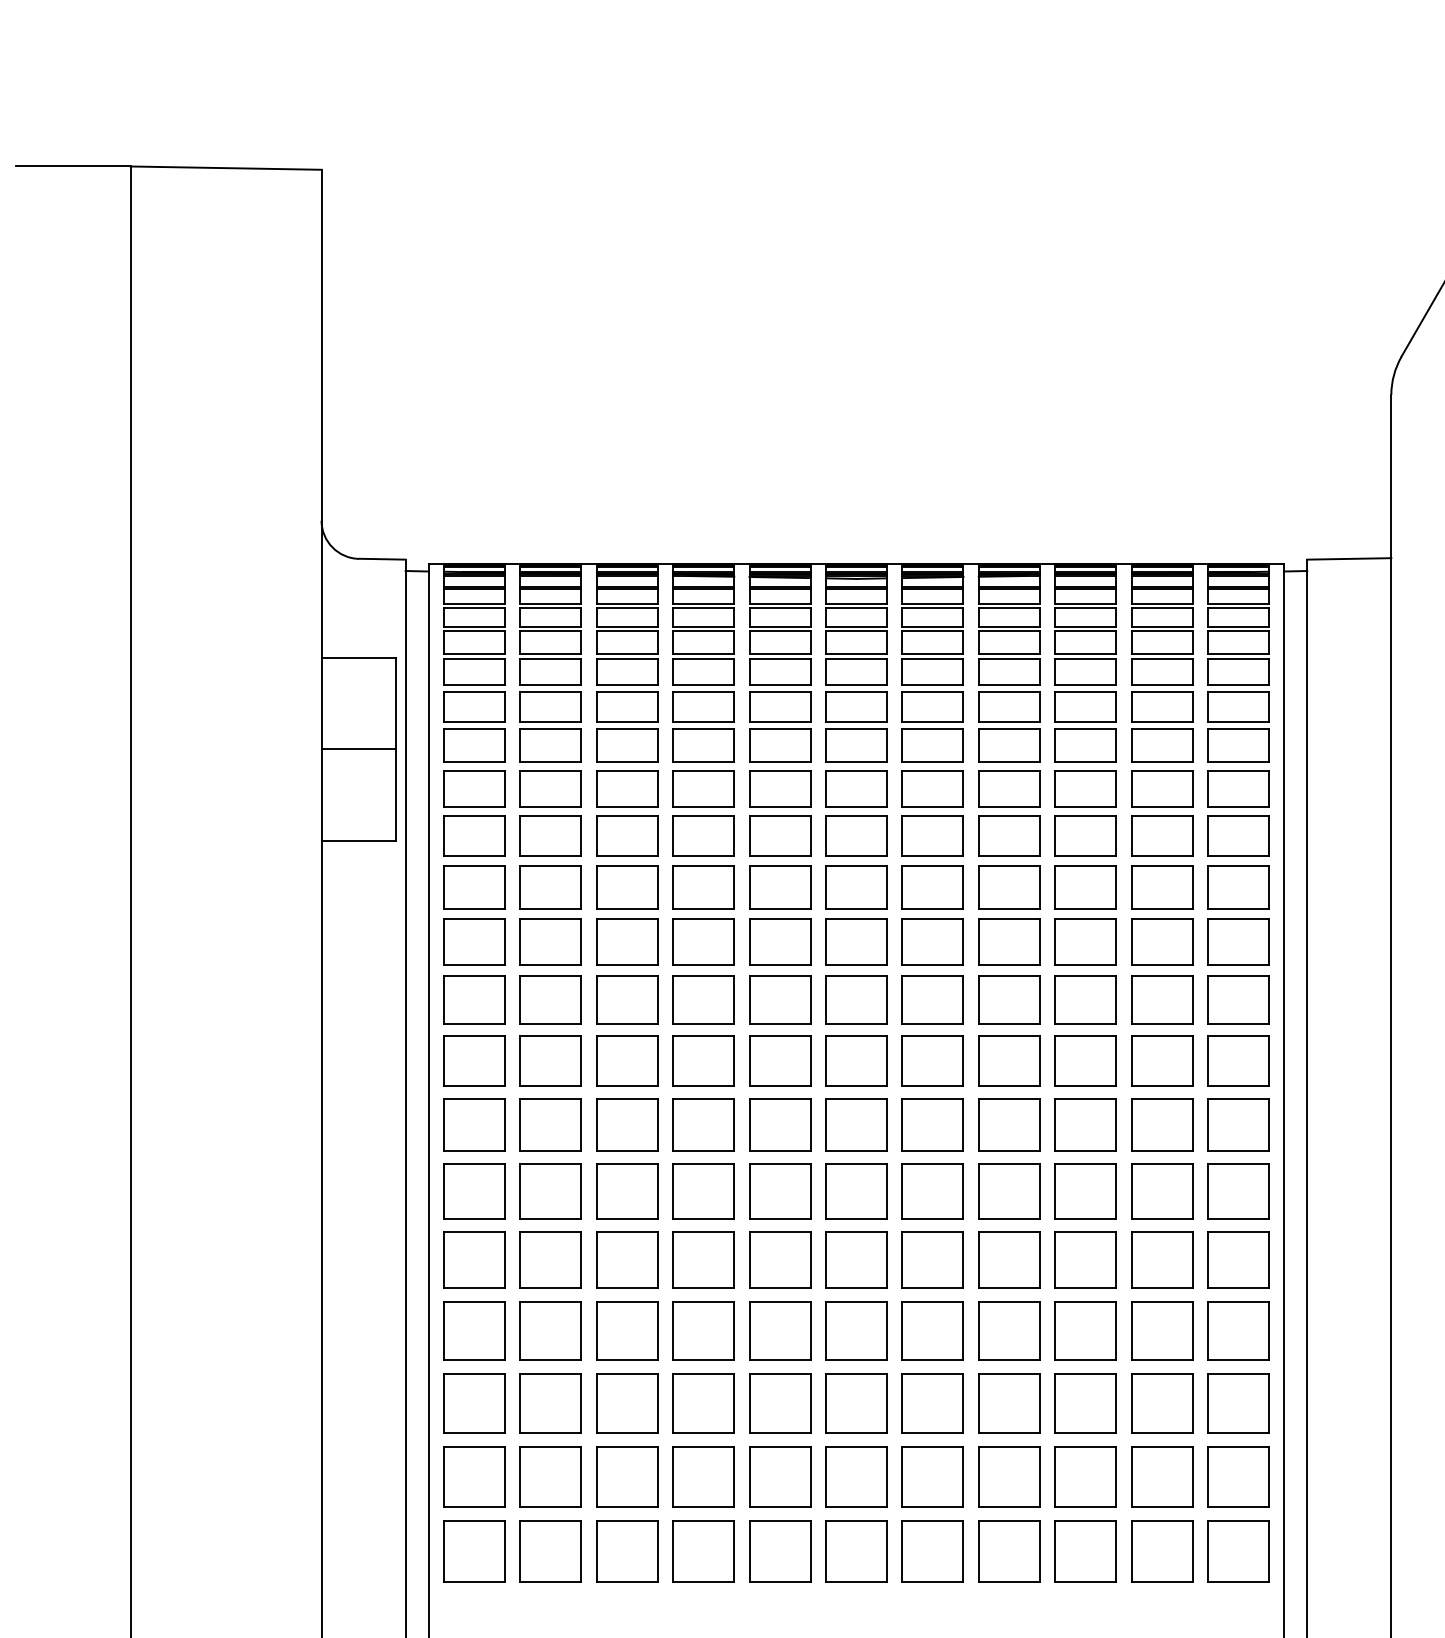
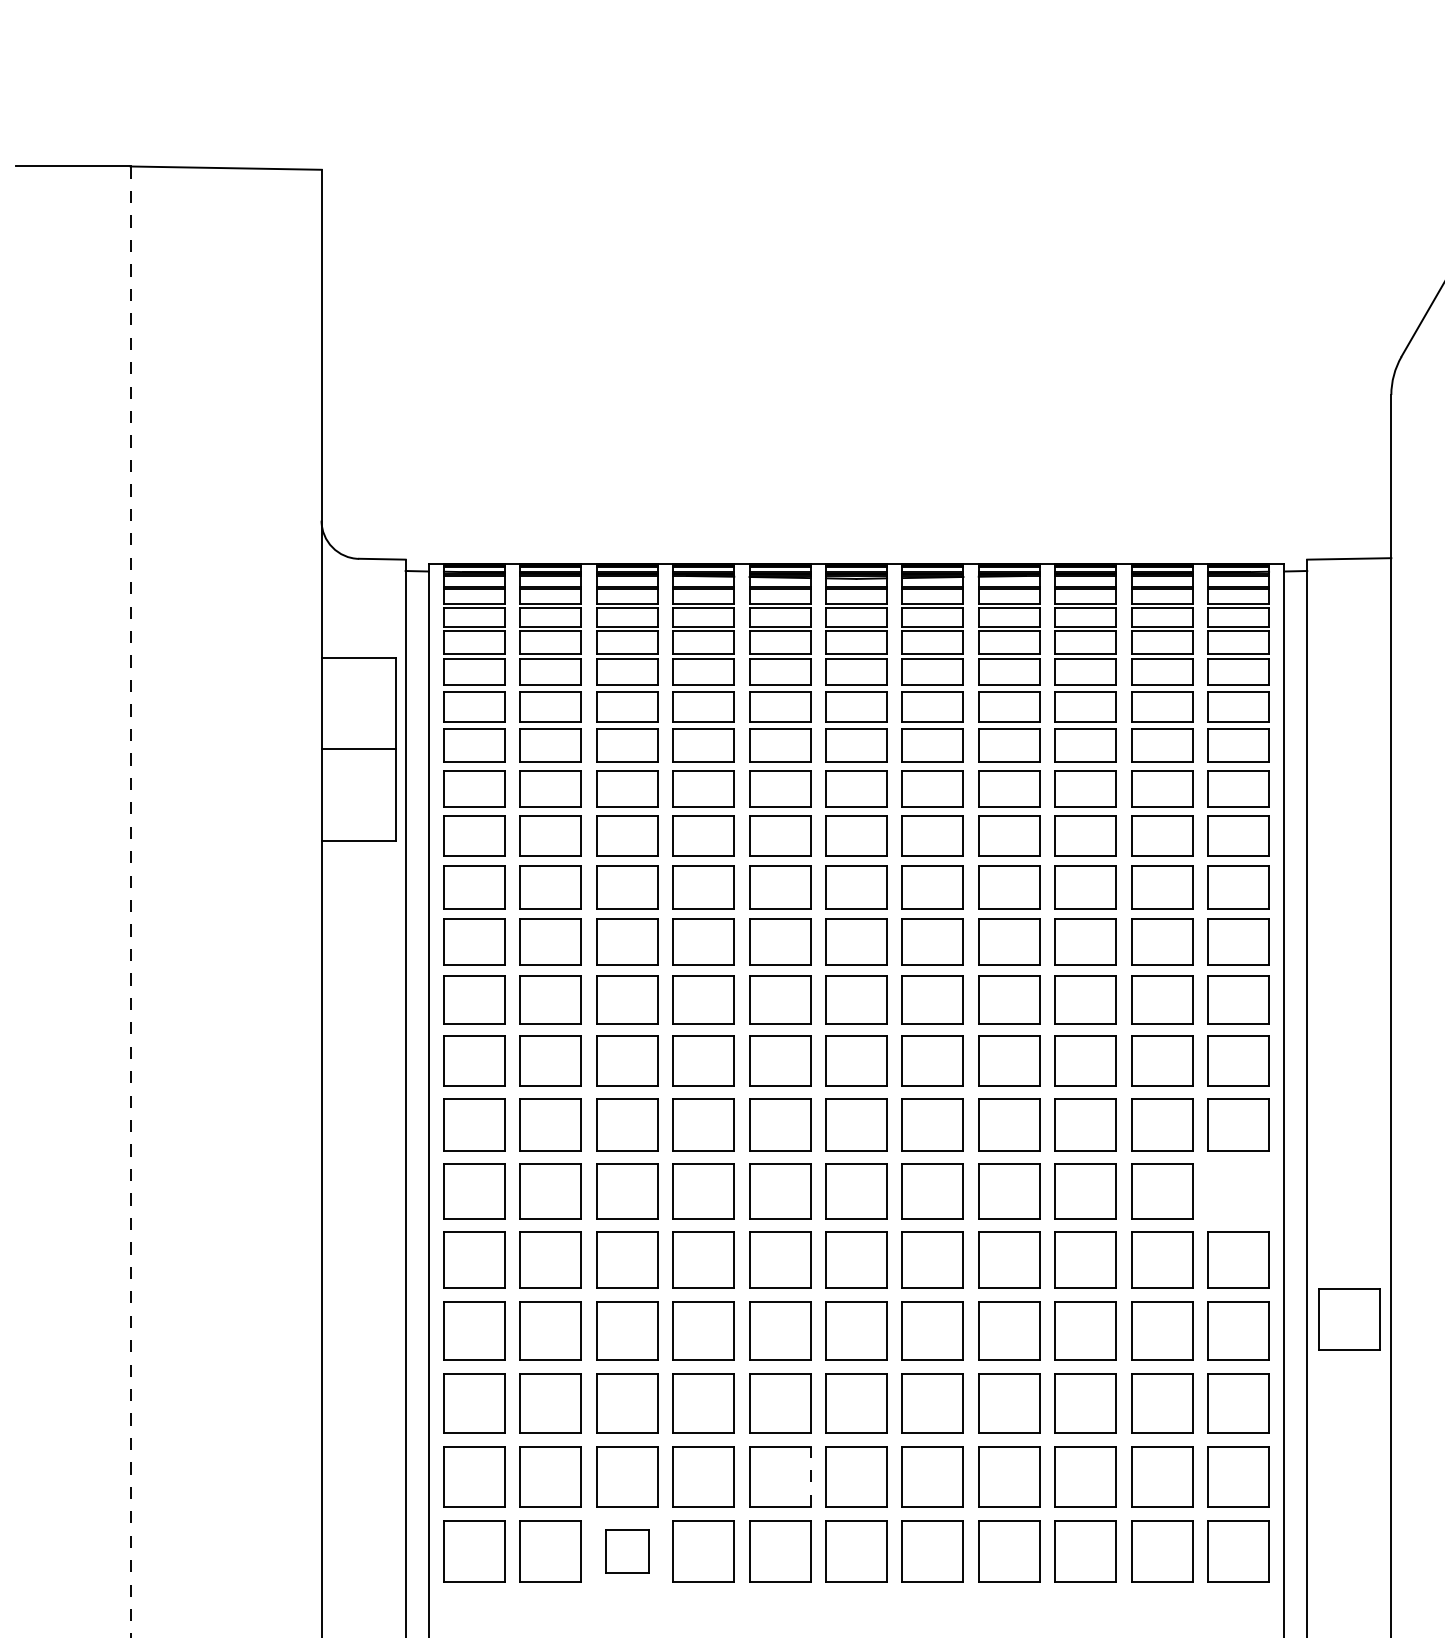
line: solid -> dashed (130, 902)
part: present -> none (1238, 1191)
part: none -> present (1349, 1319)
line: solid -> dashed (810, 1476)
part size: 63x63 px -> 45x45 px (627, 1551)
